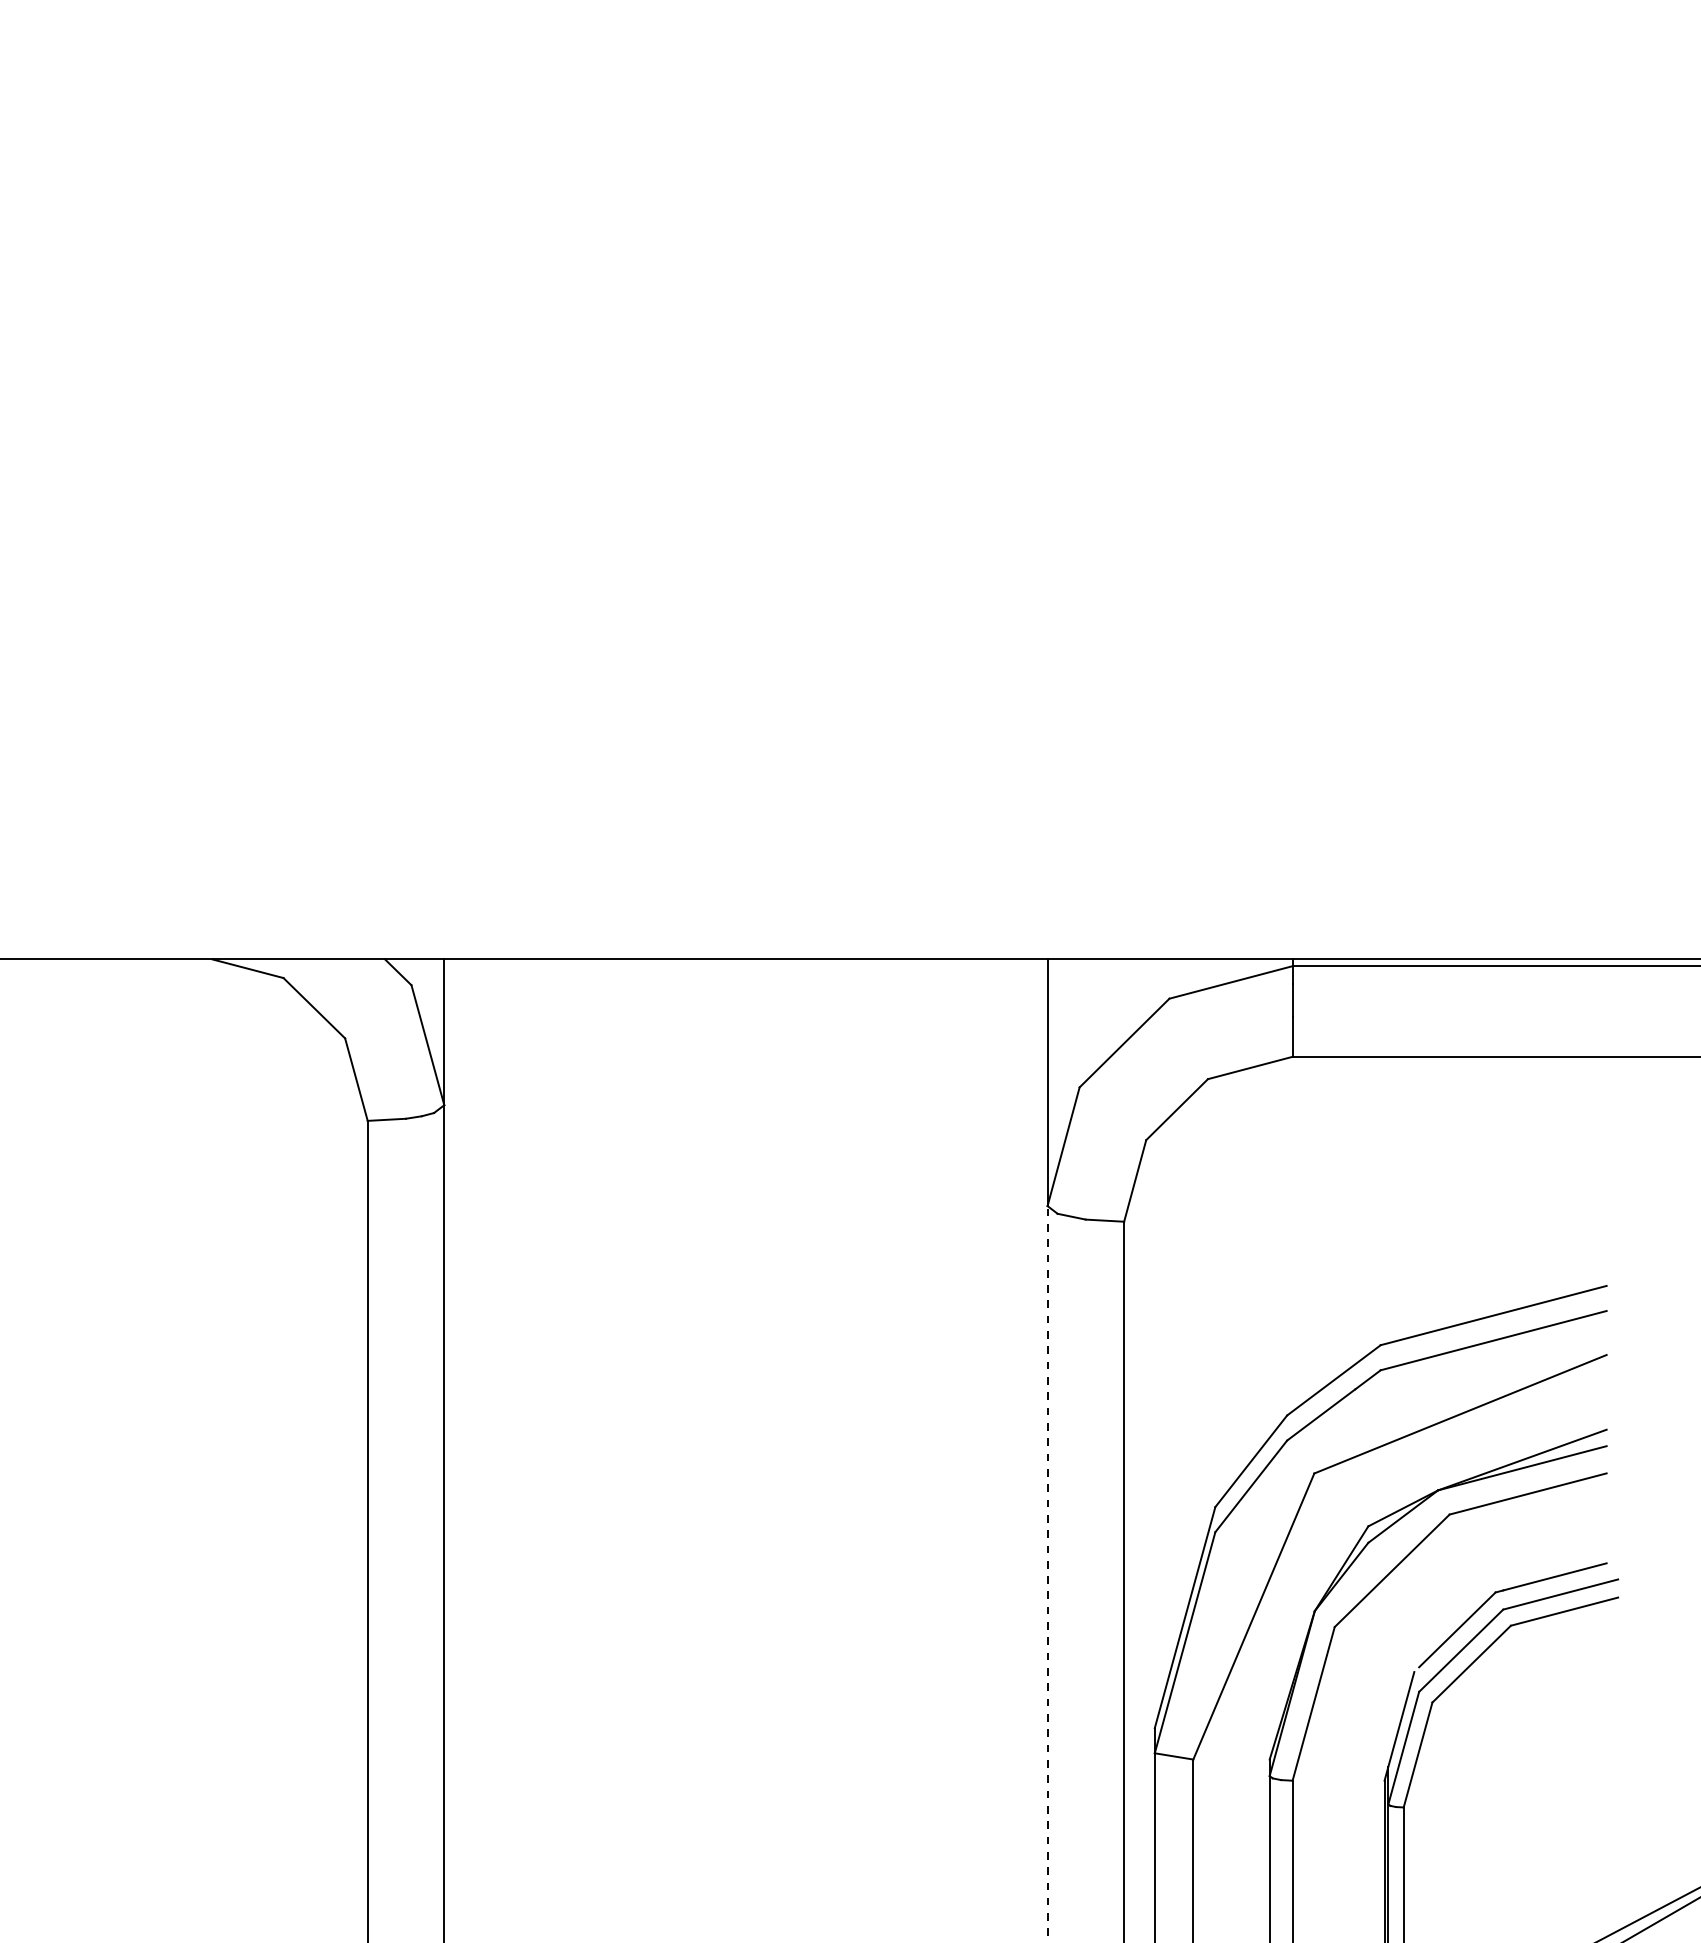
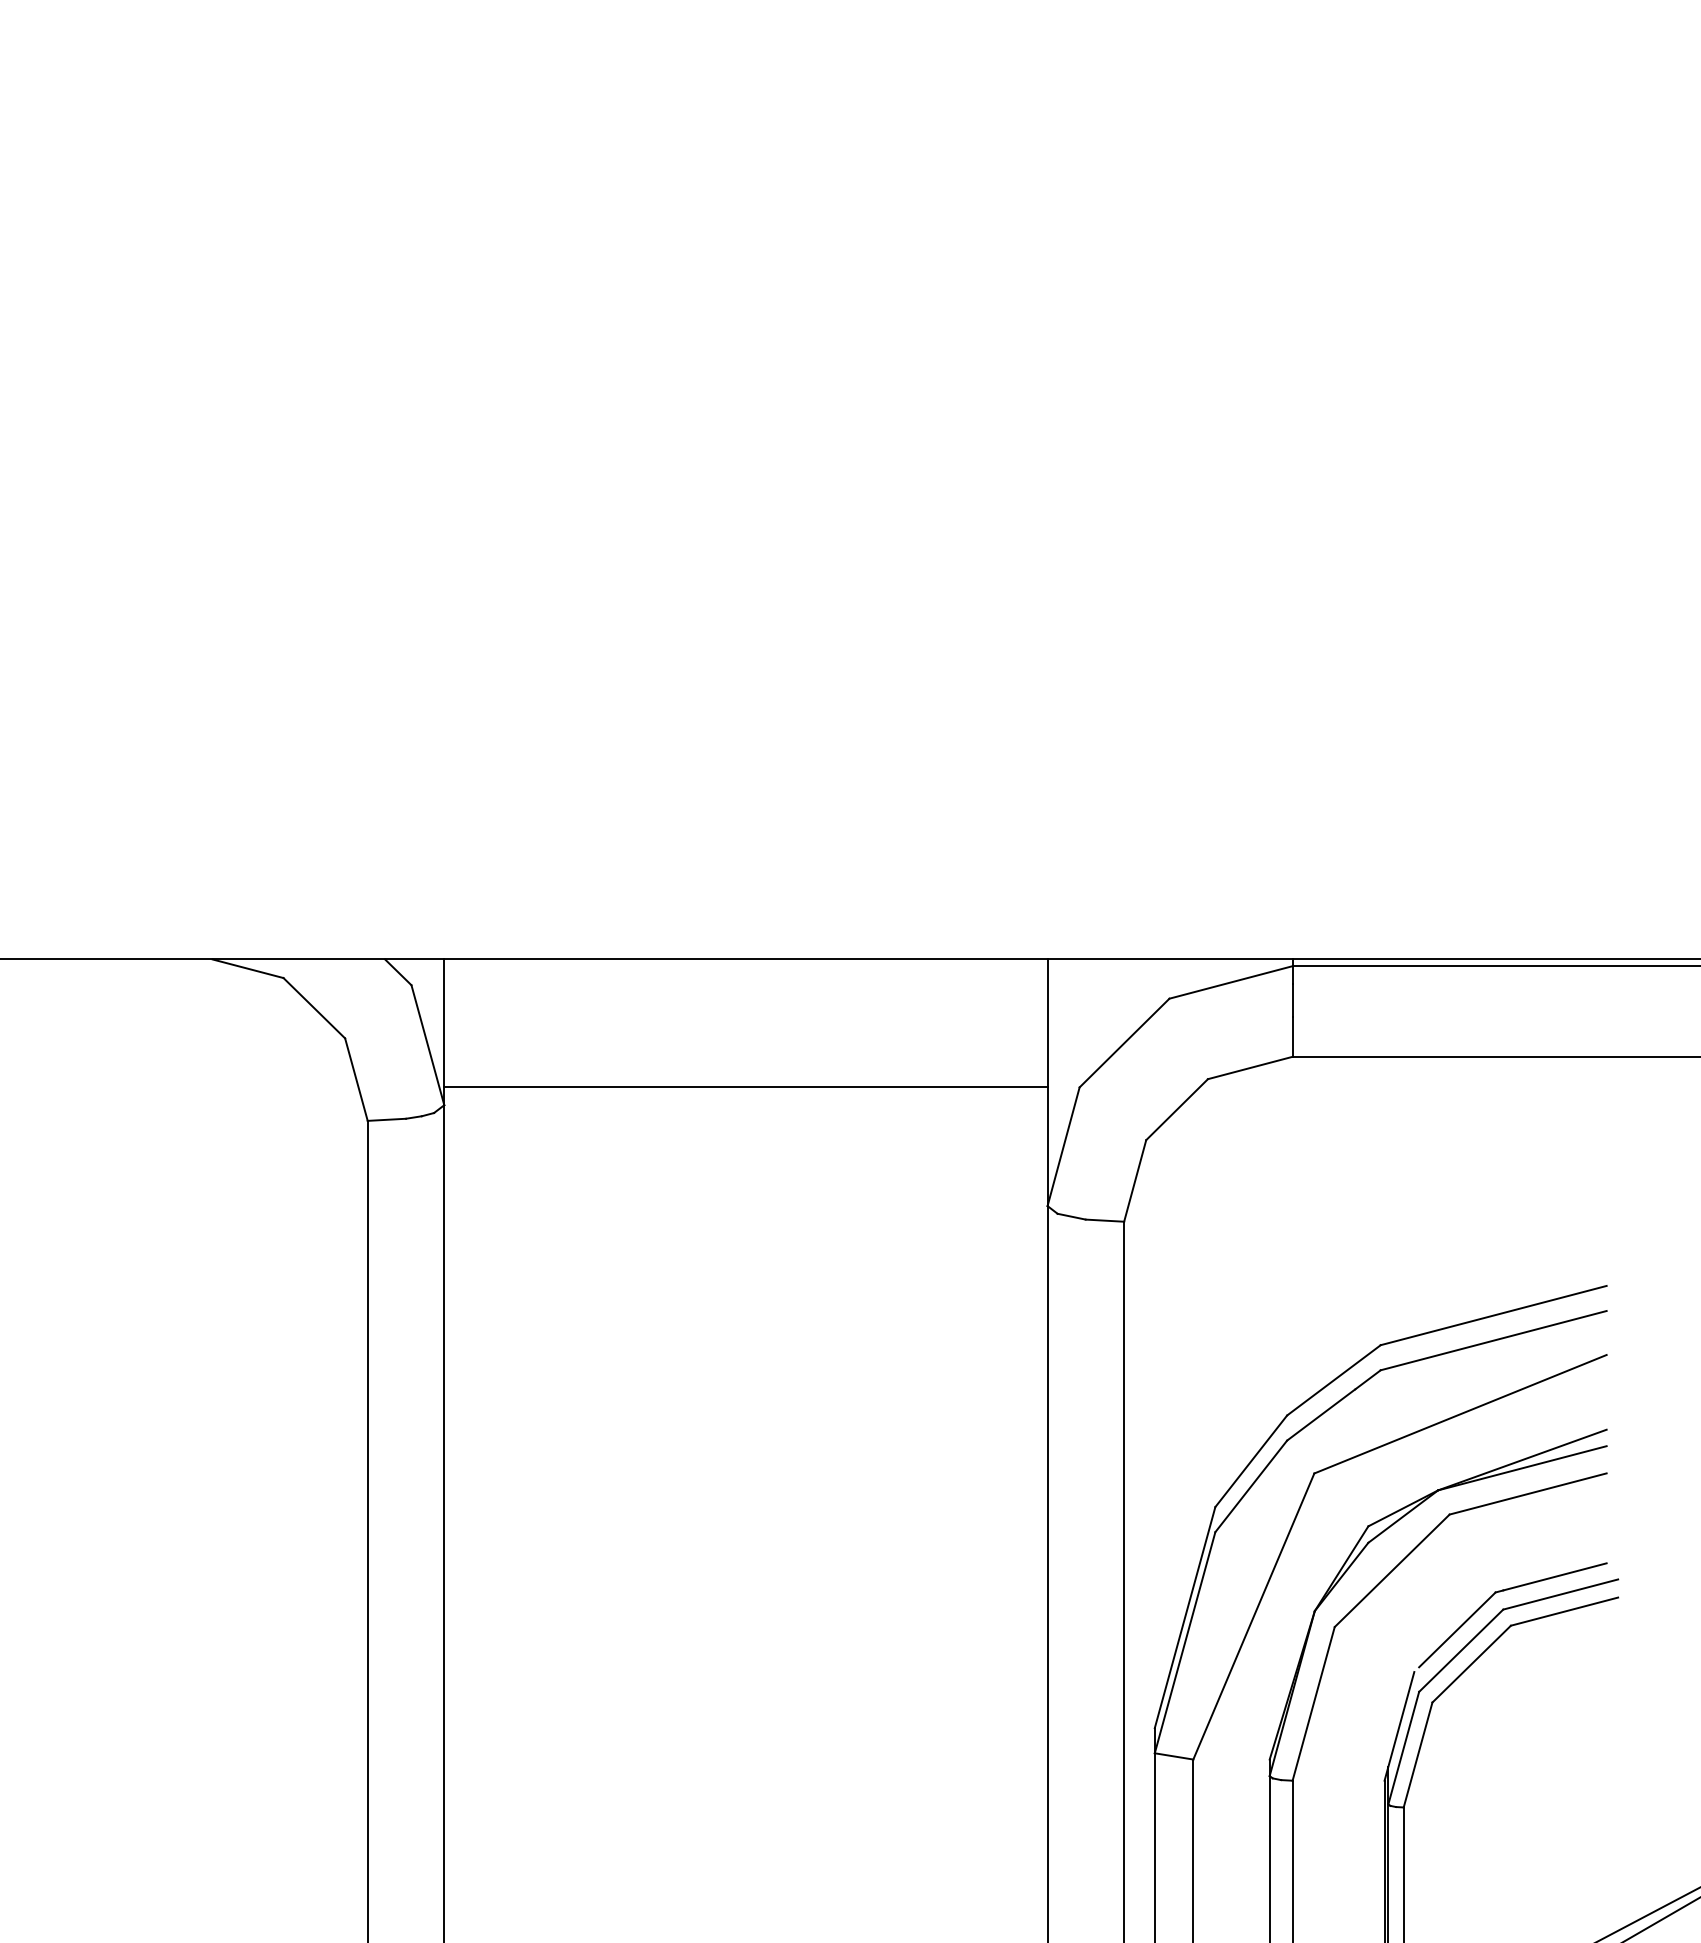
line: none -> present (745, 1087)
line: dashed -> solid (1047, 1573)
